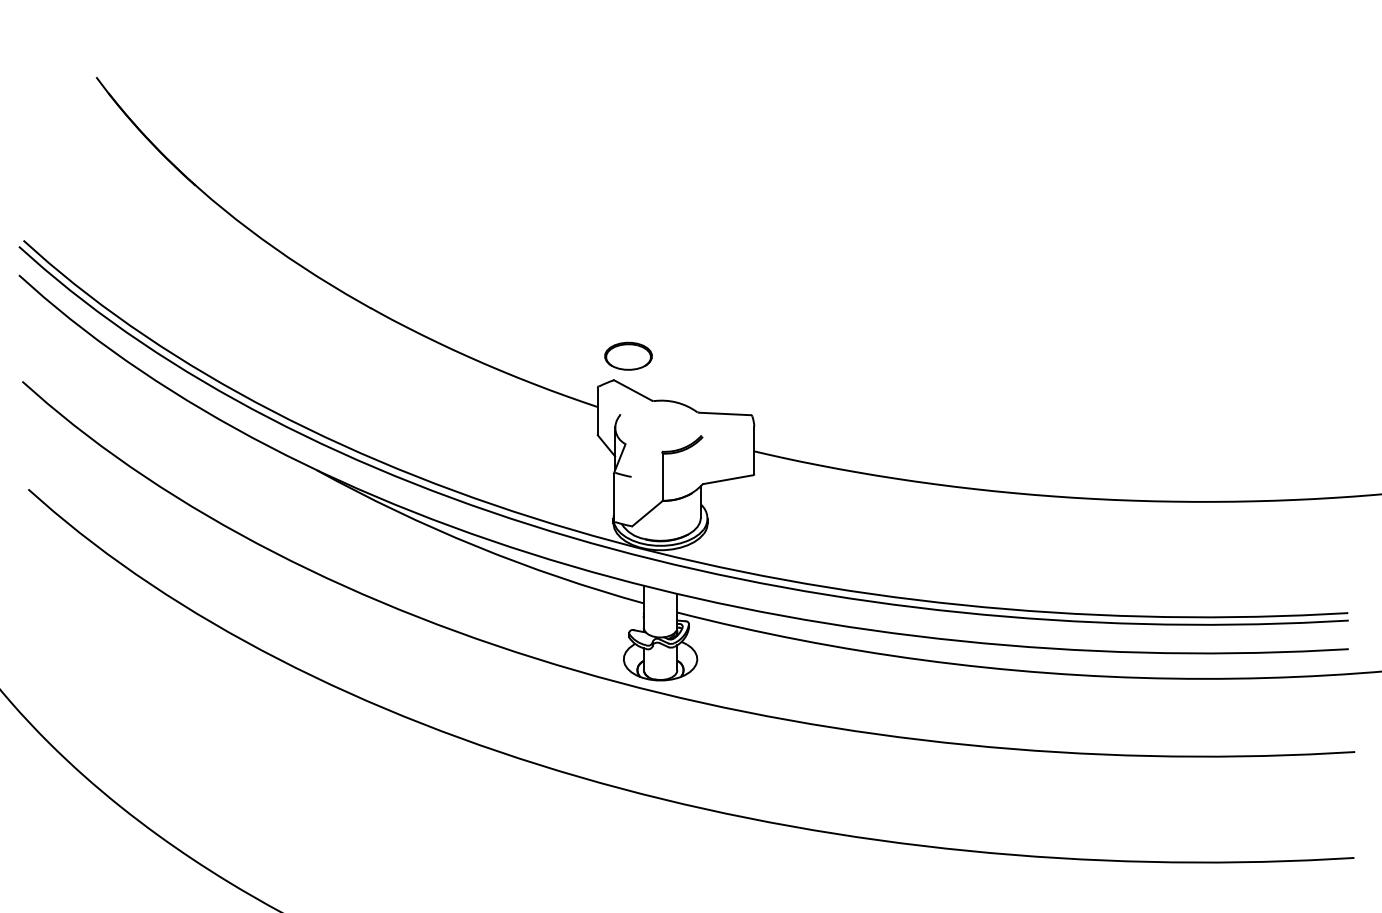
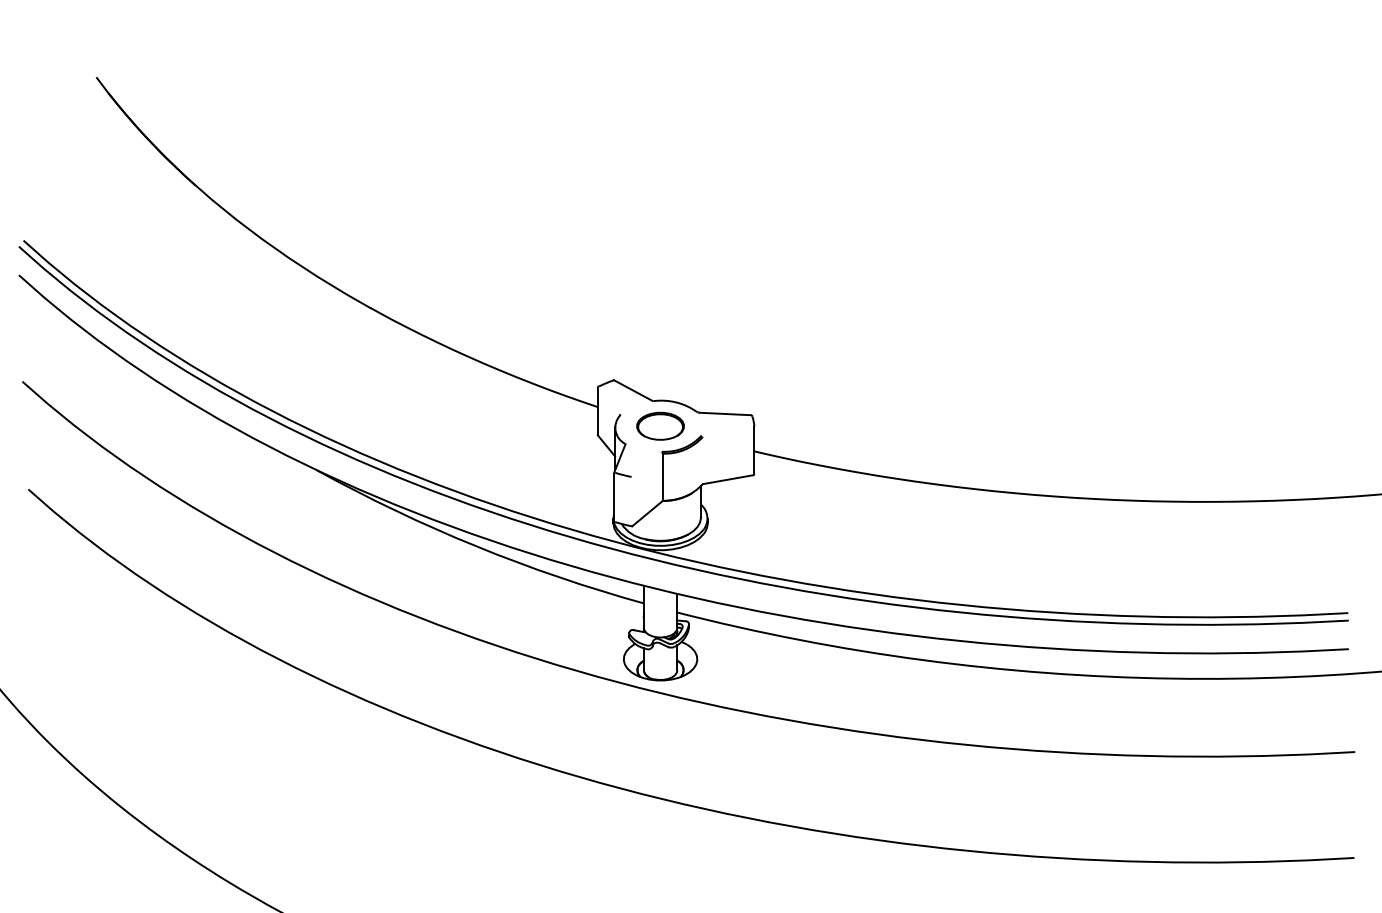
part position: (628, 355) -> (660, 425) (660, 425)
